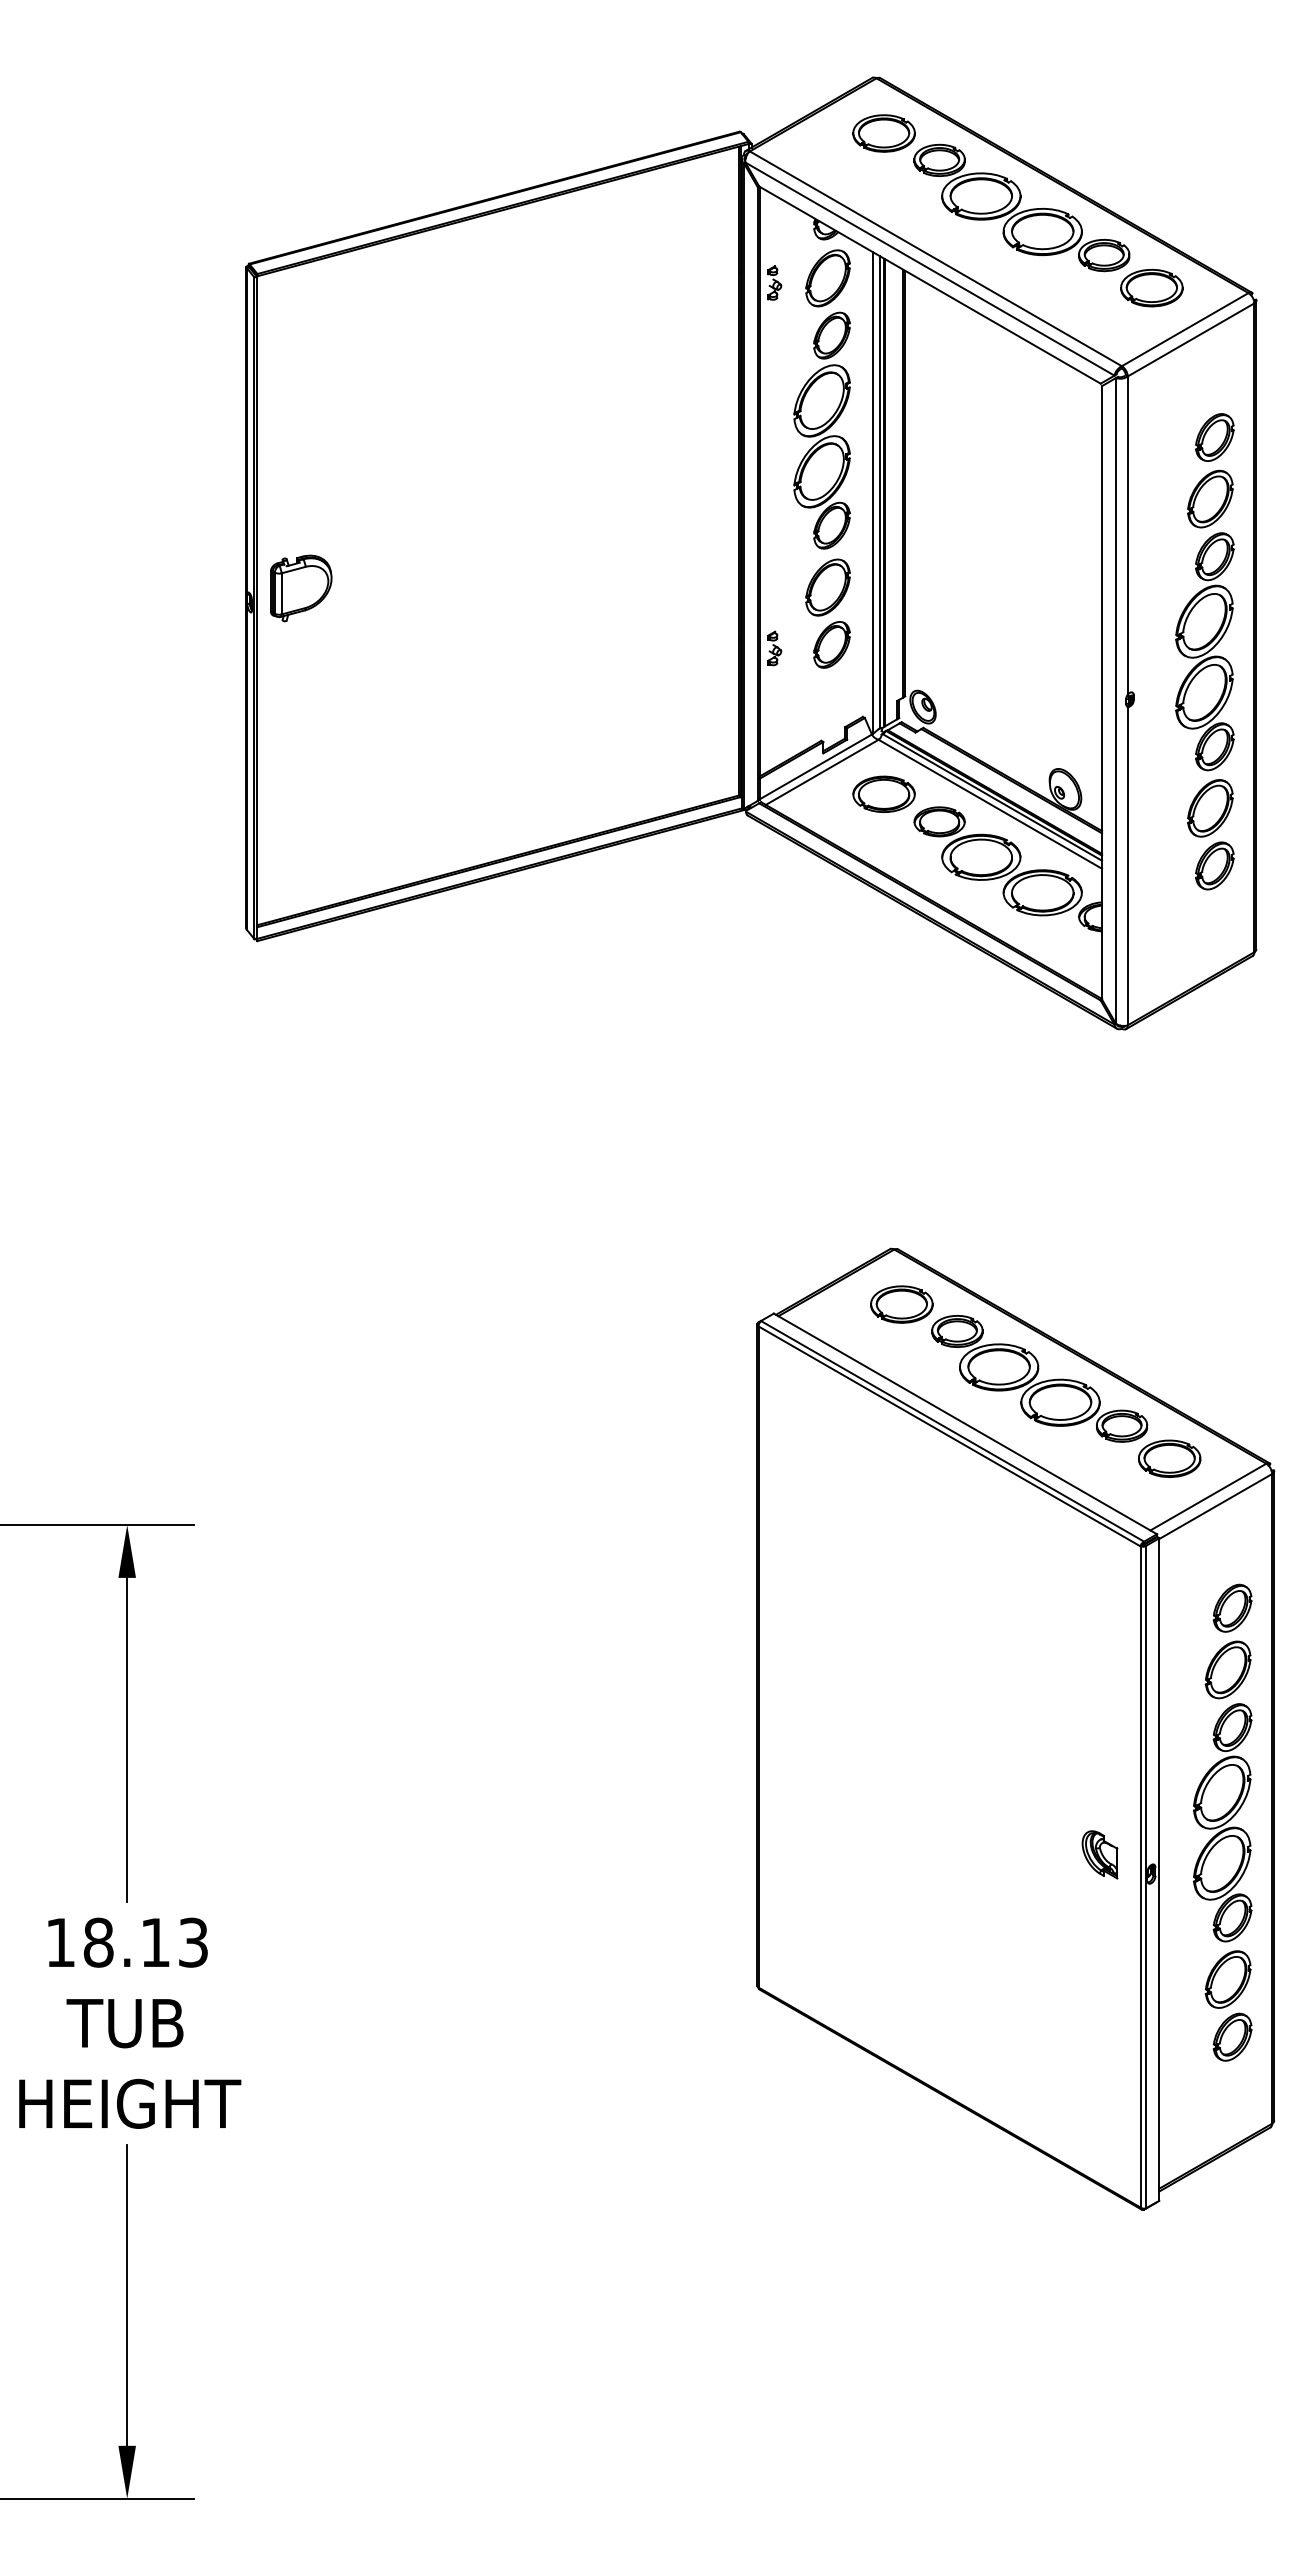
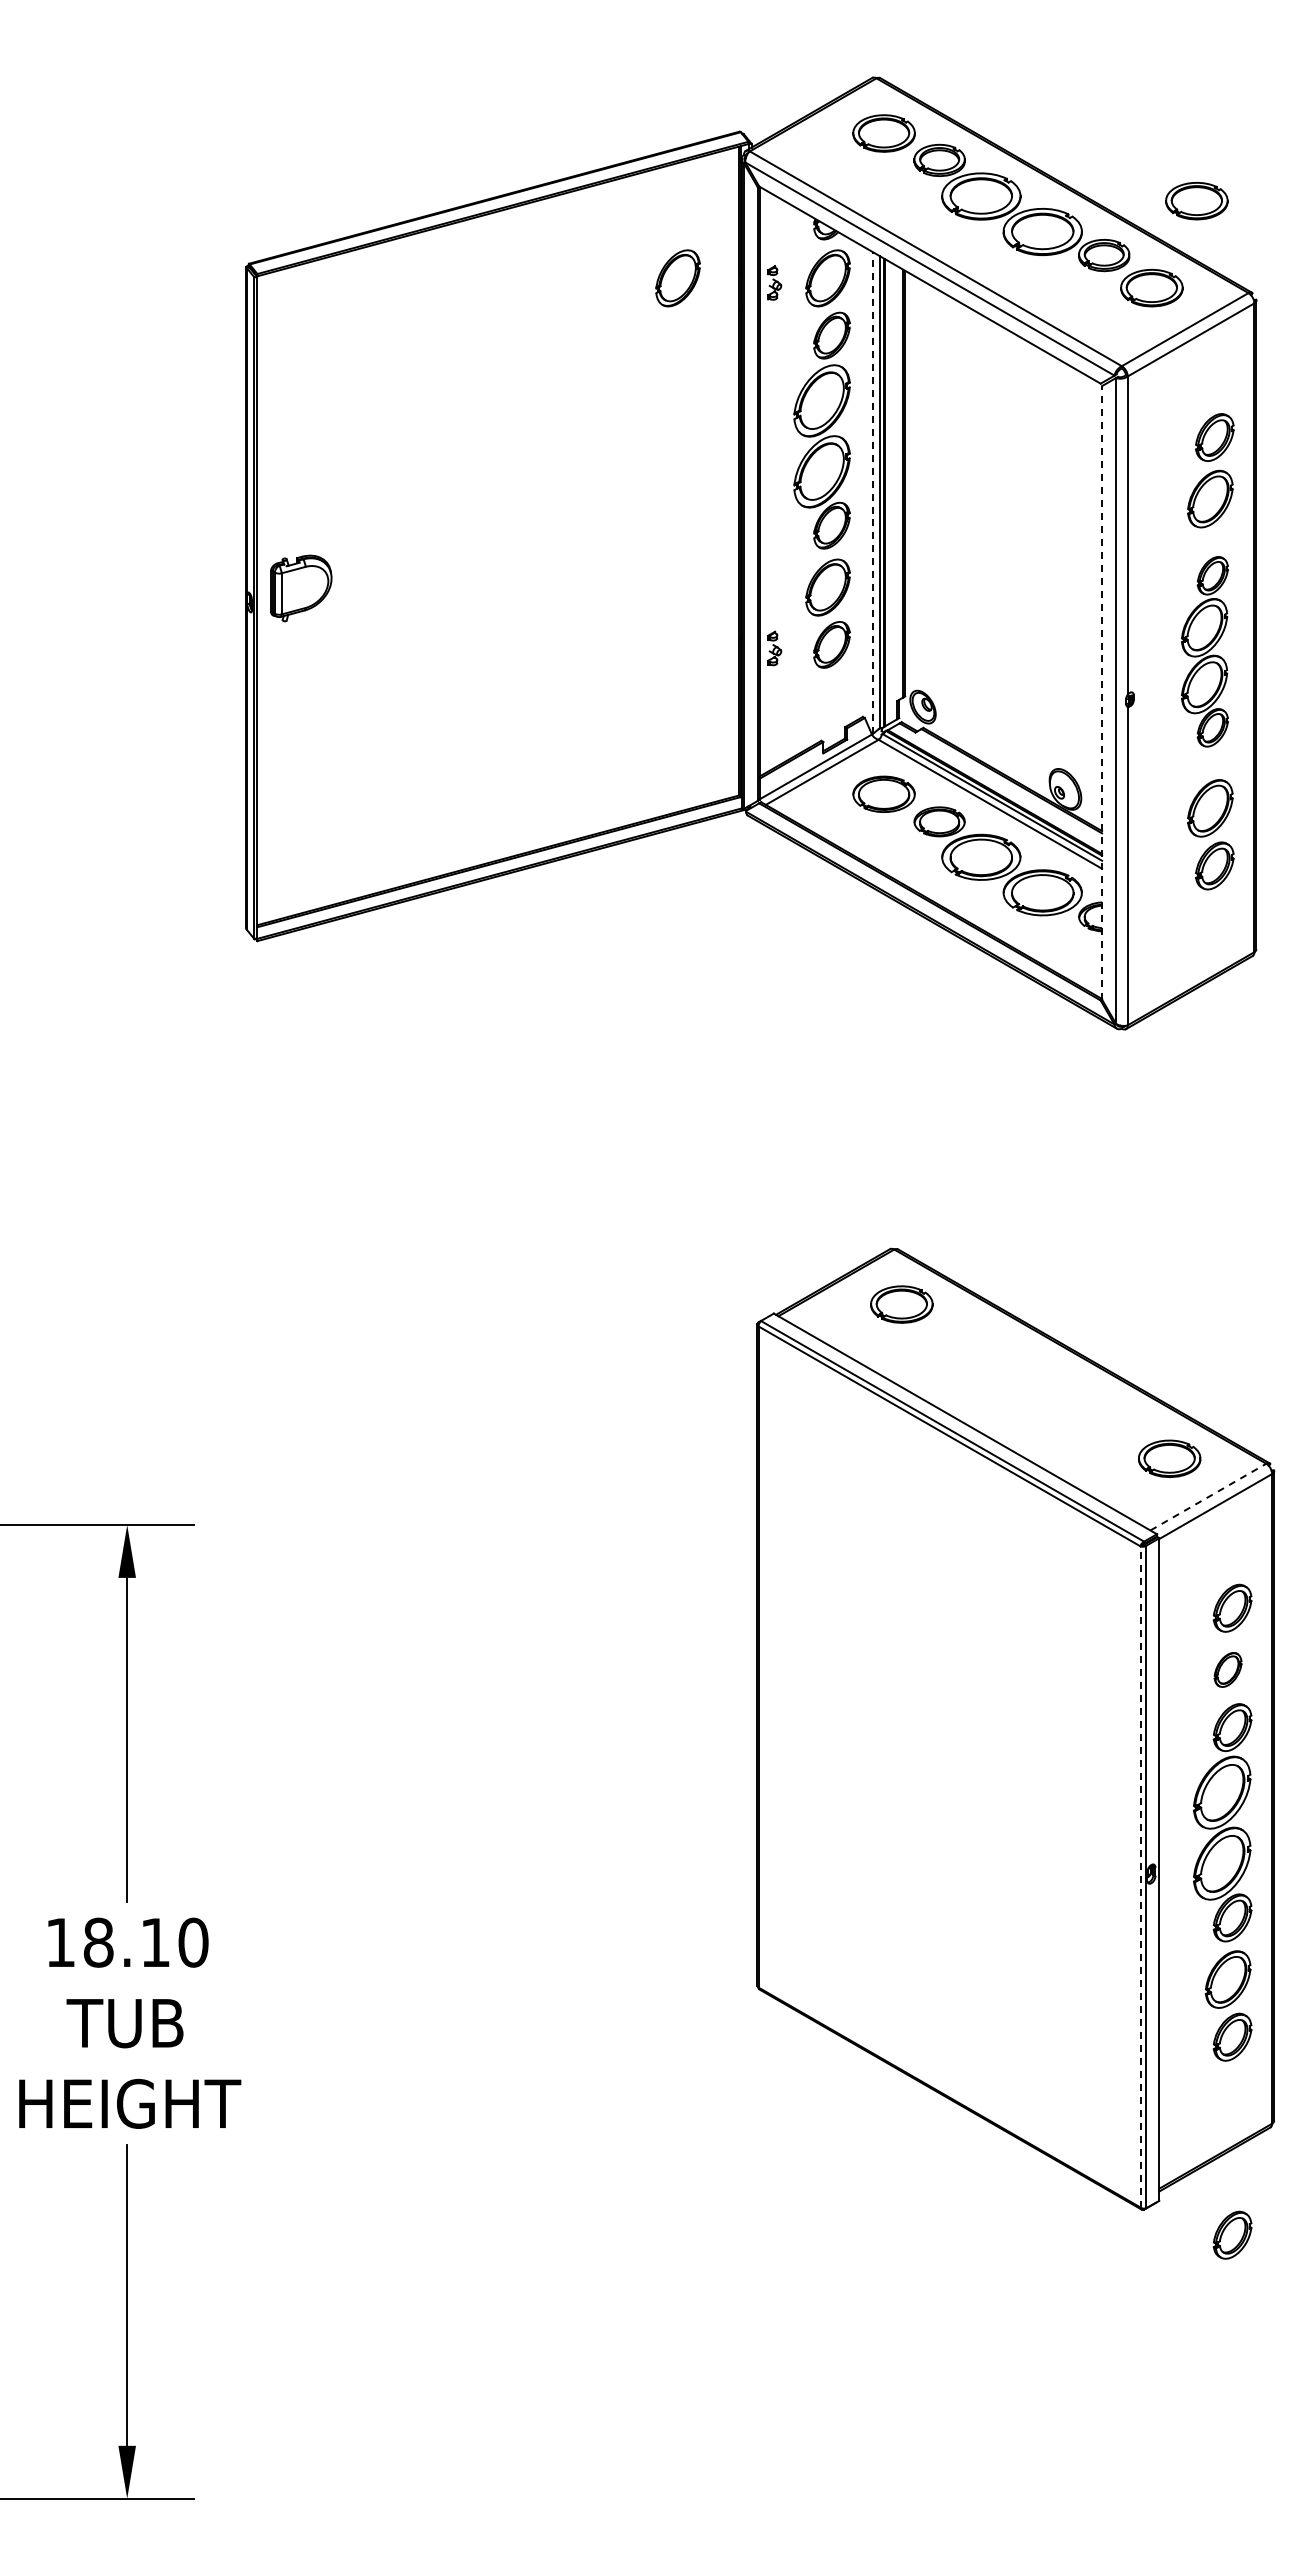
part: none -> present (1196, 200)
part: none -> present (677, 278)
line: solid -> dashed (872, 492)
part size: 60x240 px -> 48x192 px (1204, 651)
line: solid -> dashed (1102, 692)
part: present -> none (1039, 1378)
line: solid -> dashed (1208, 1497)
part size: 48x60 px -> 30x36 px (1227, 1669)
part: present -> none (1099, 1854)
line: solid -> dashed (1140, 1876)
text: 18.13 -> 18.10 (193, 1942)
part: none -> present (1232, 2234)
